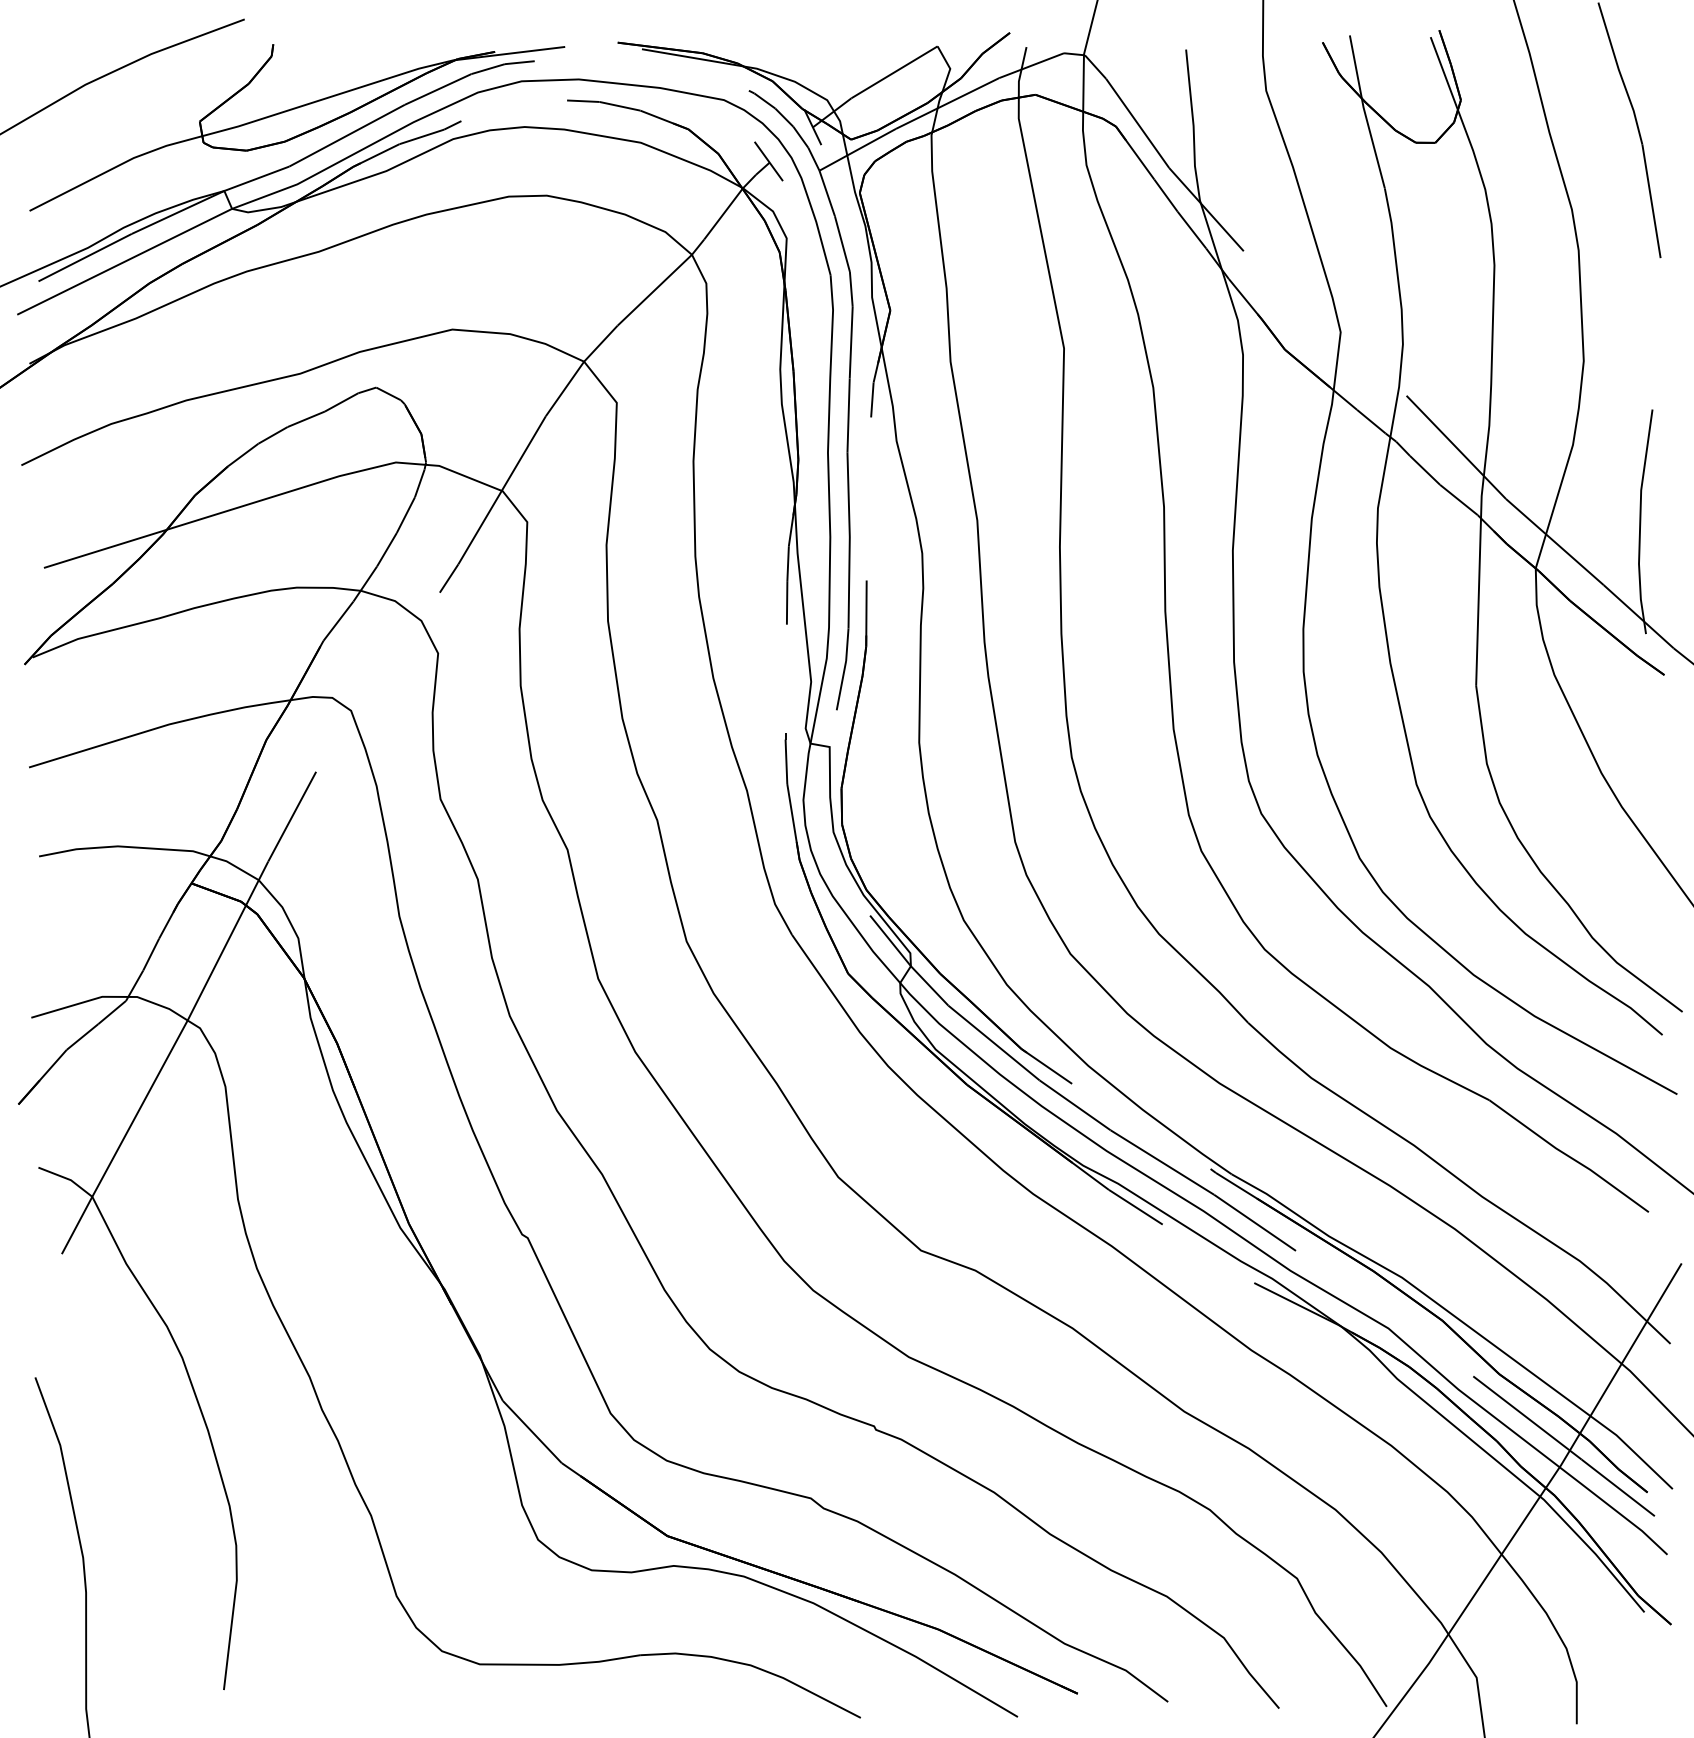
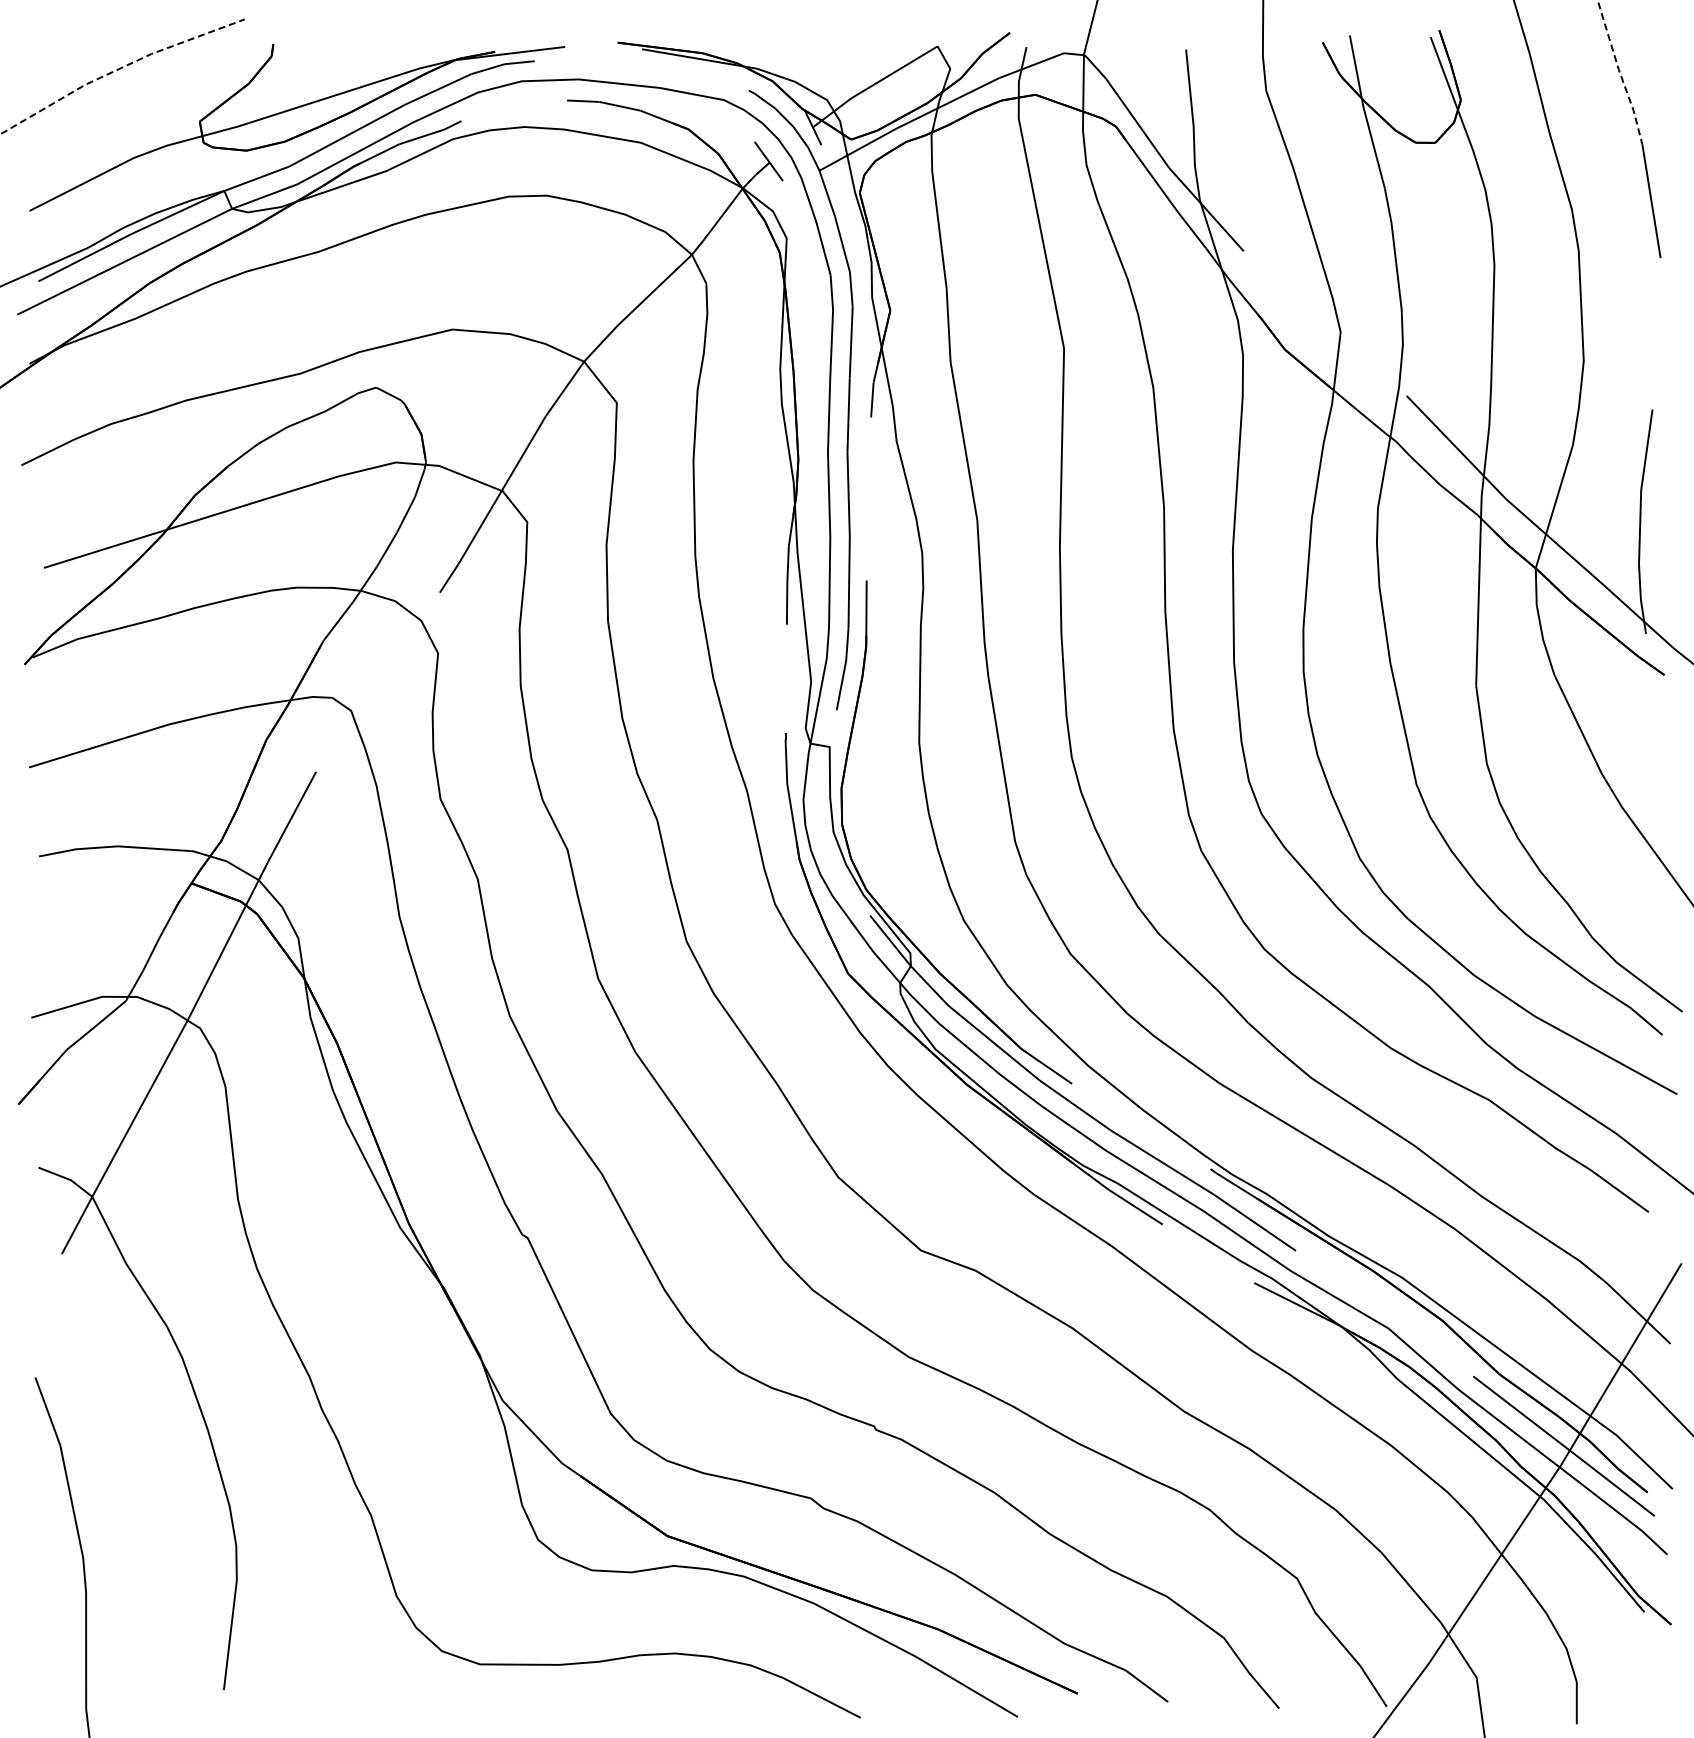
line: solid -> dashed (118, 69)
line: solid -> dashed (1620, 74)
